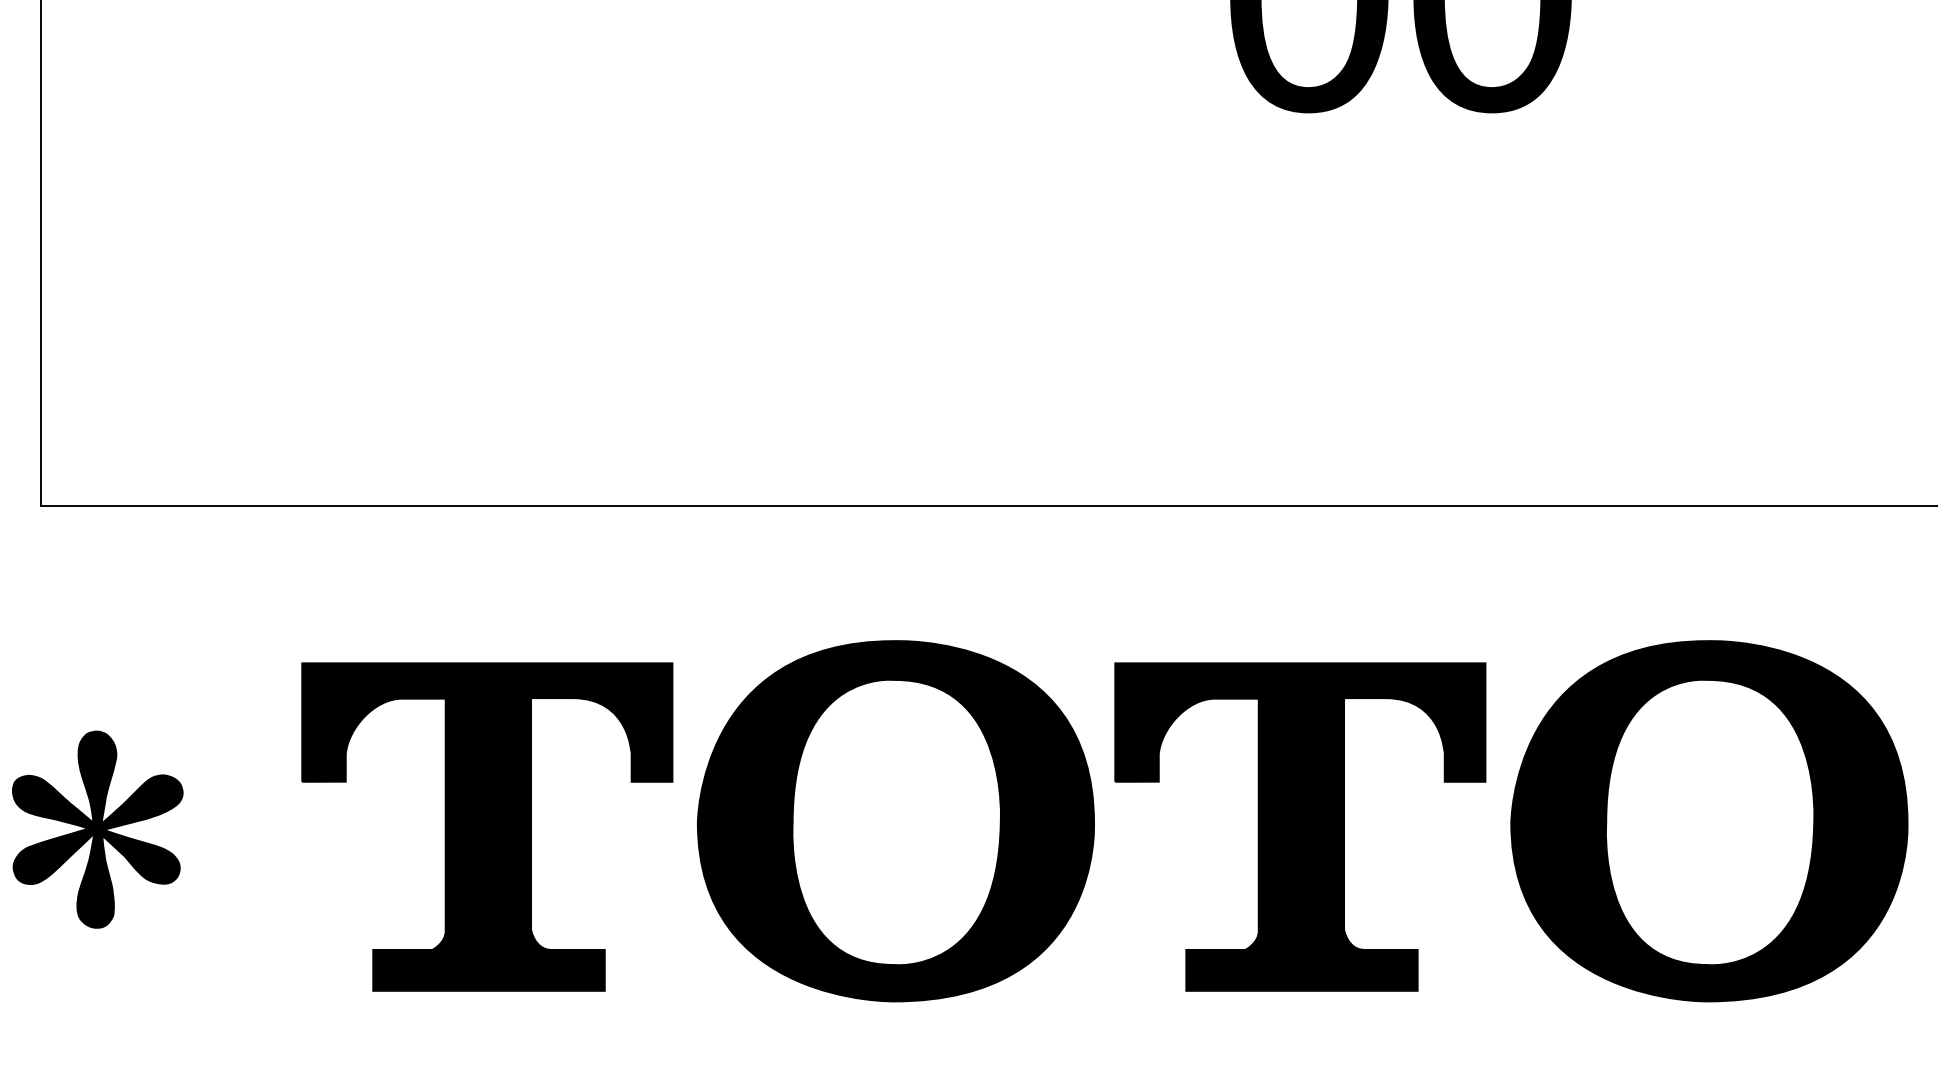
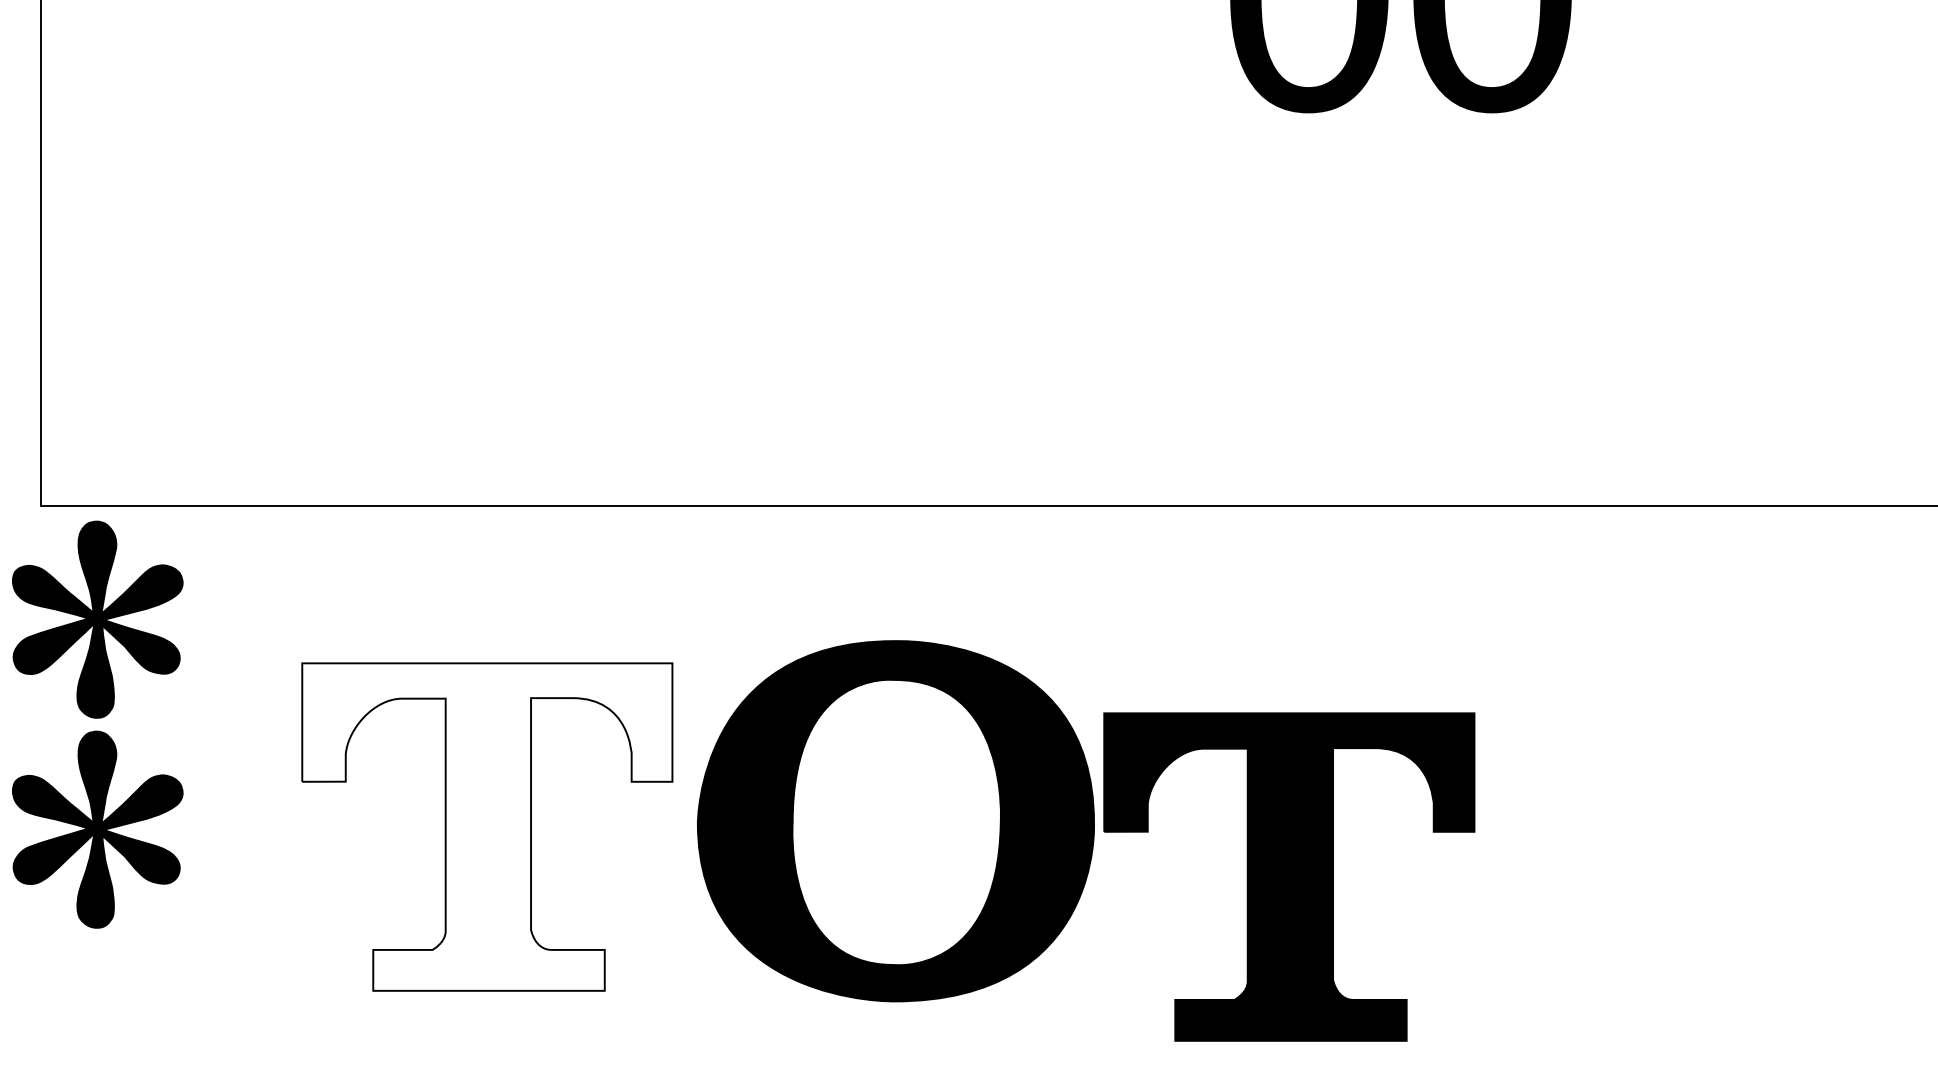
part: none -> present (97, 619)
part: present -> none (1709, 821)
fill: present -> none (487, 826)
part position: (1300, 826) -> (1289, 876) (1289, 876)
